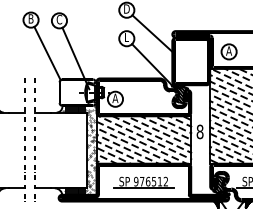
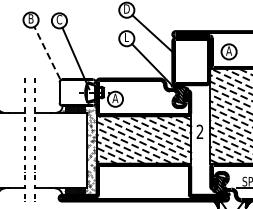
line: solid -> dashed (47, 52)
text: 8 -> 2 (199, 131)
part: present -> none (143, 182)
